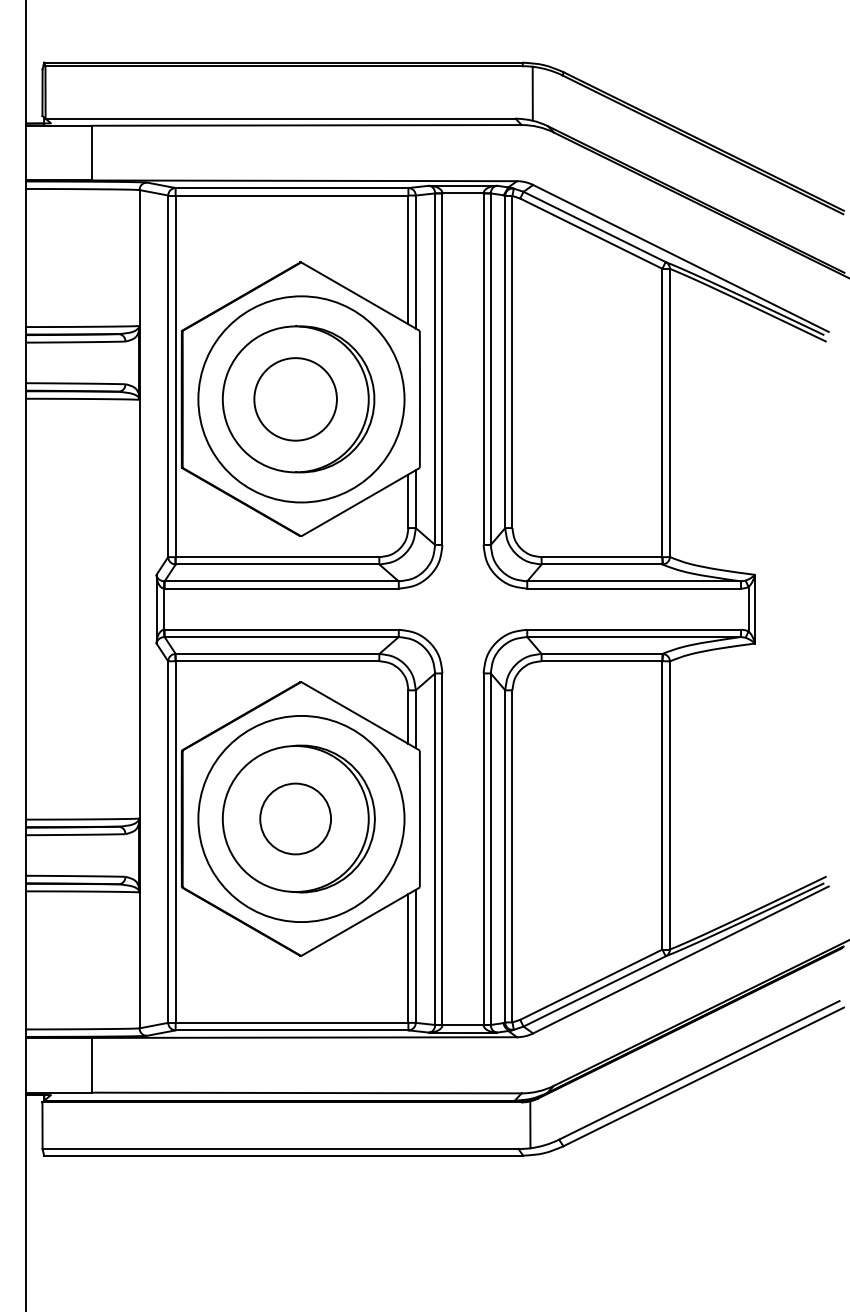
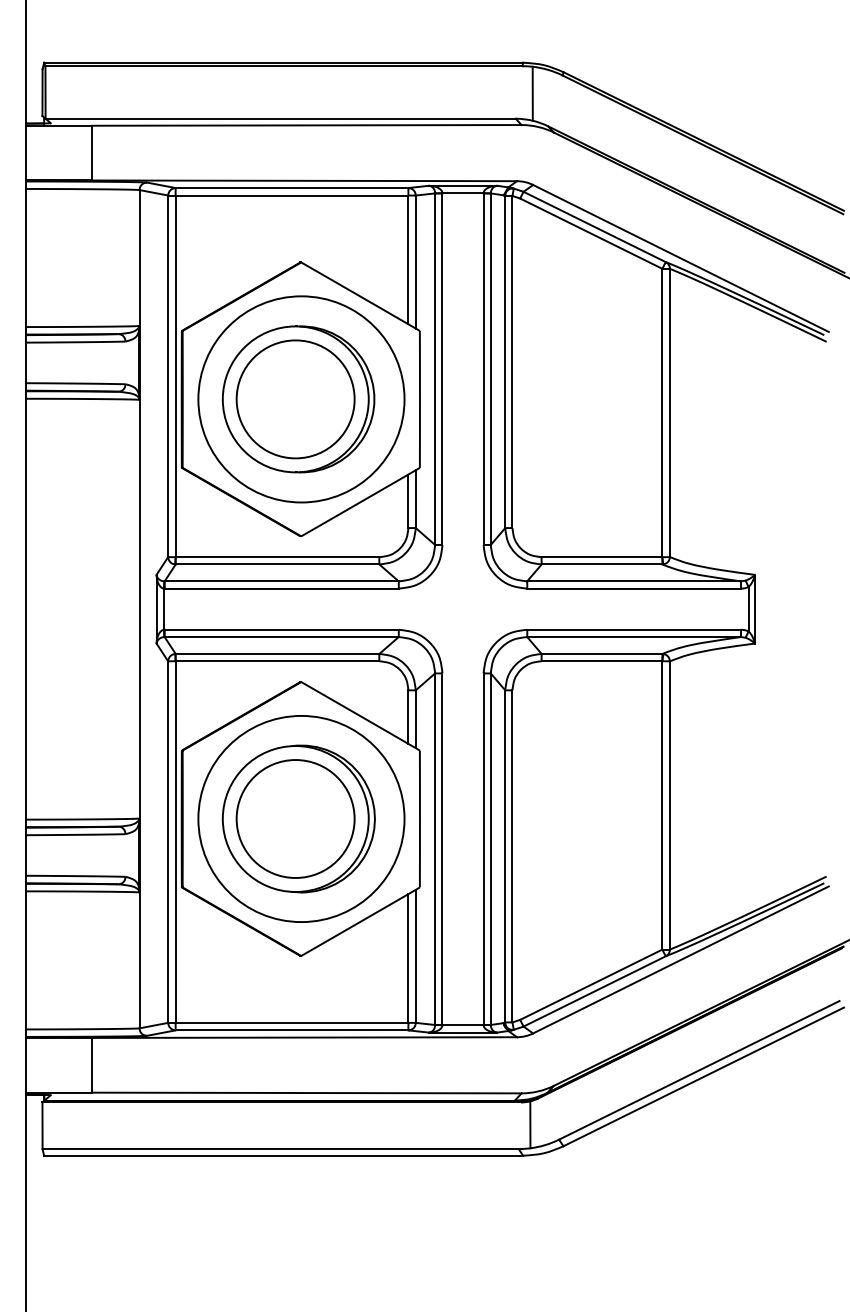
circle diameter: 83 px -> 118 px (295, 399)
circle diameter: 71 px -> 118 px (295, 818)
